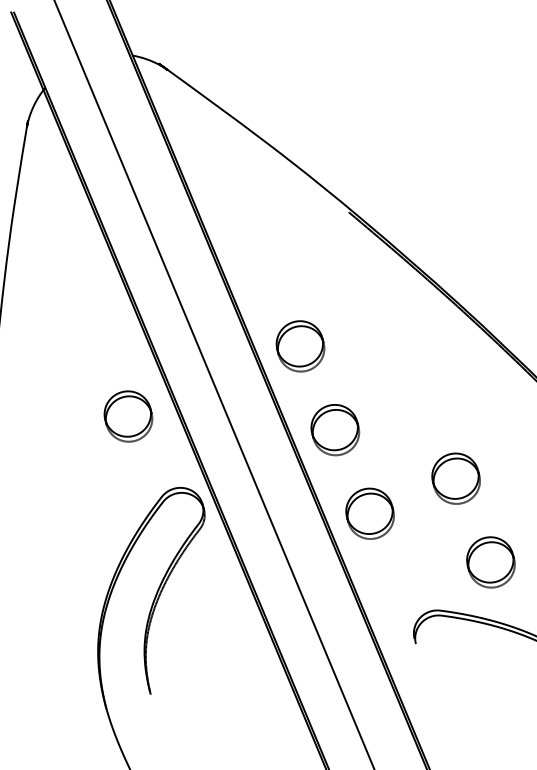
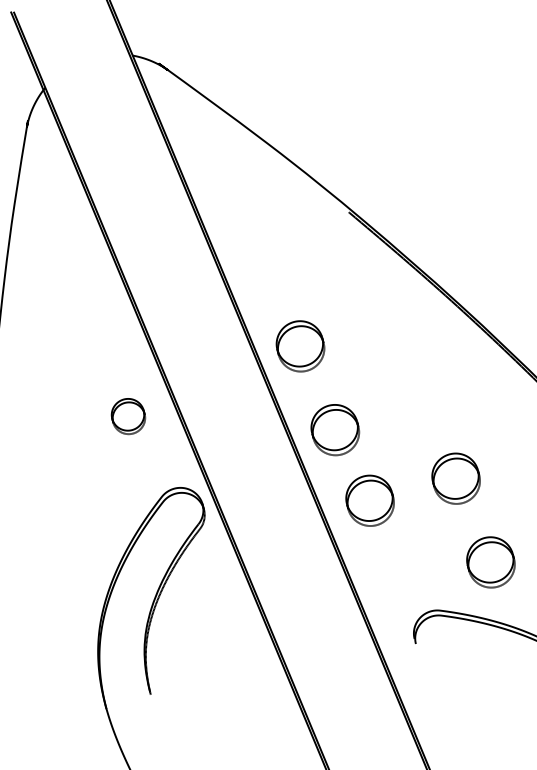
line: present -> none (214, 384)
part size: 51x53 px -> 37x38 px (128, 416)
part position: (369, 513) -> (369, 500) (369, 500)
